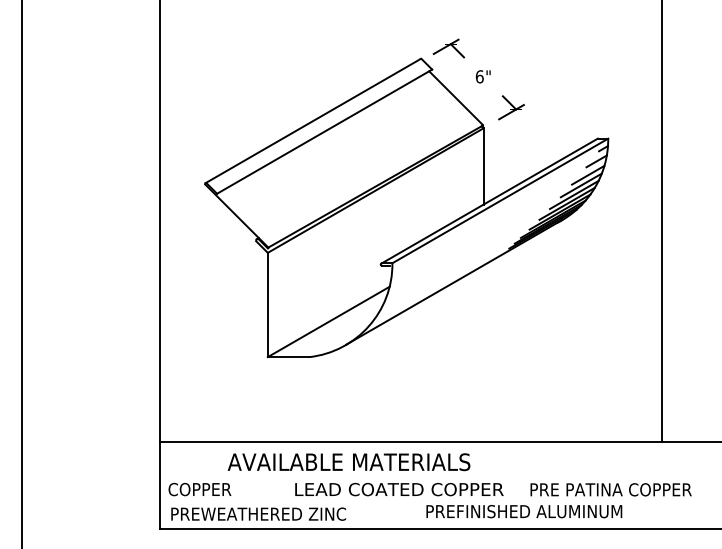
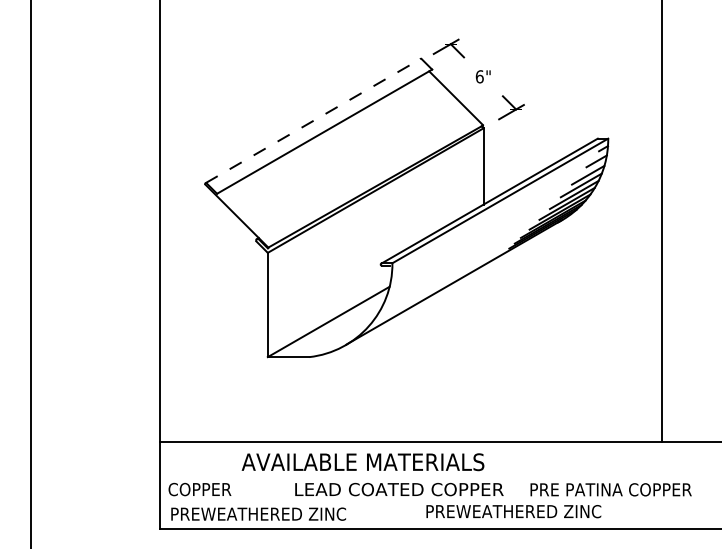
line: solid -> dashed (312, 121)
line position: (21, 273) -> (30, 273) (30, 273)
text position: (348, 462) -> (362, 462) (362, 462)
text: PREFINISHED ALUMINUM -> PREWEATHERED ZINC (539, 511)
